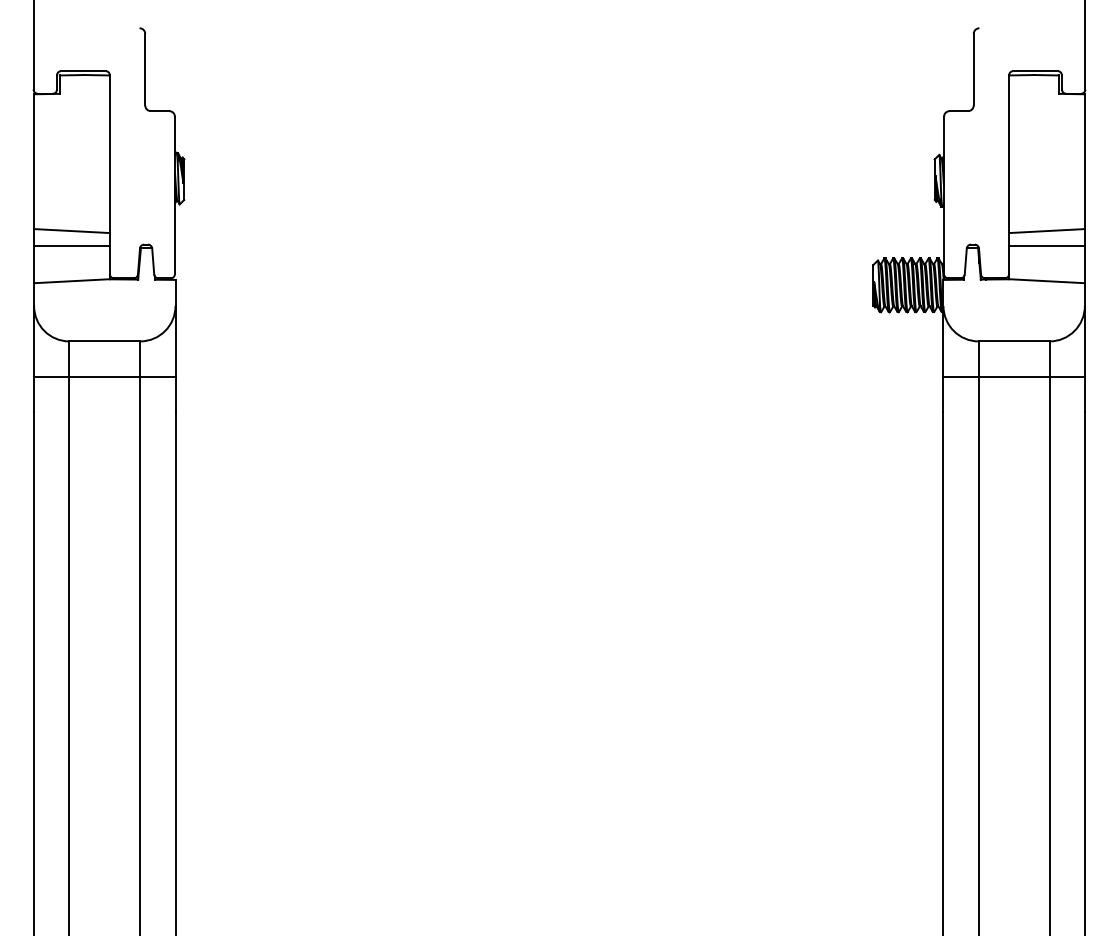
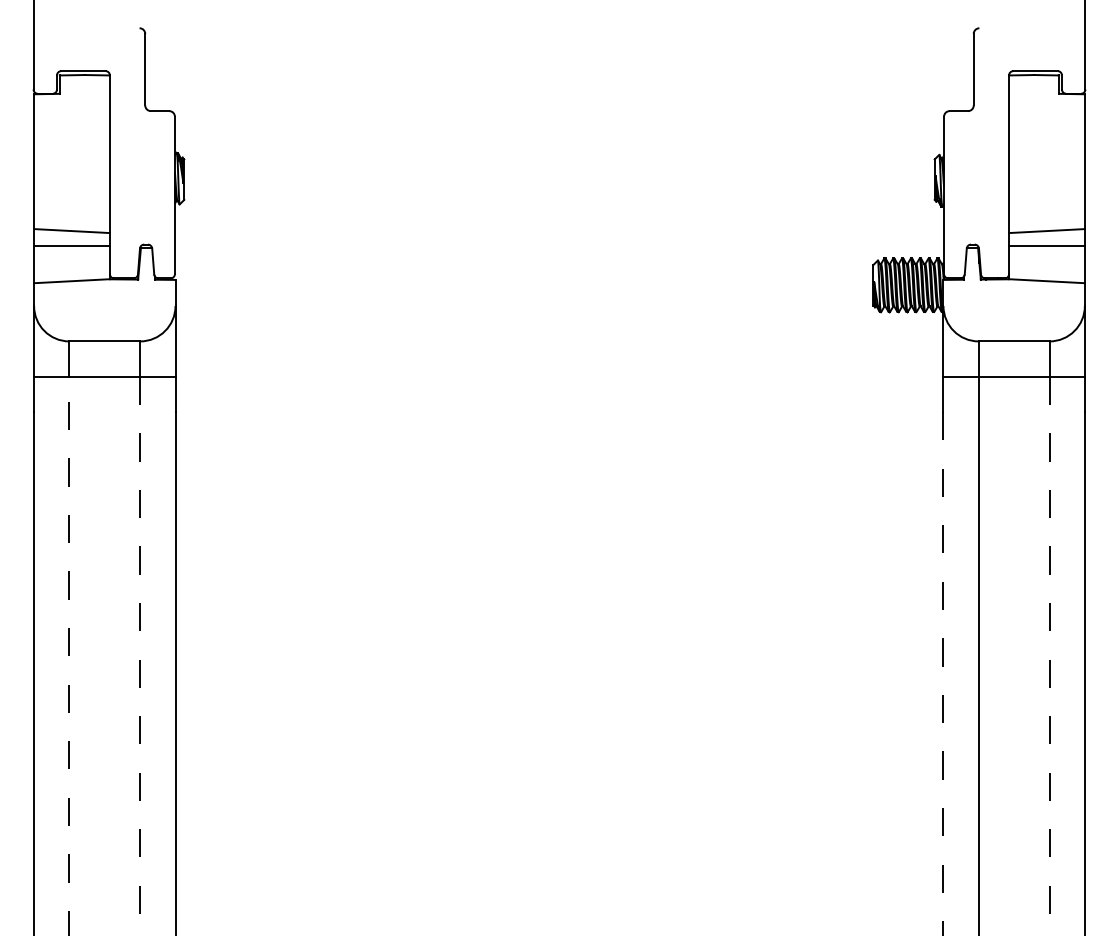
line: solid -> dashed (69, 655)
line: solid -> dashed (140, 656)
line: solid -> dashed (1049, 656)
line: solid -> dashed (943, 674)
